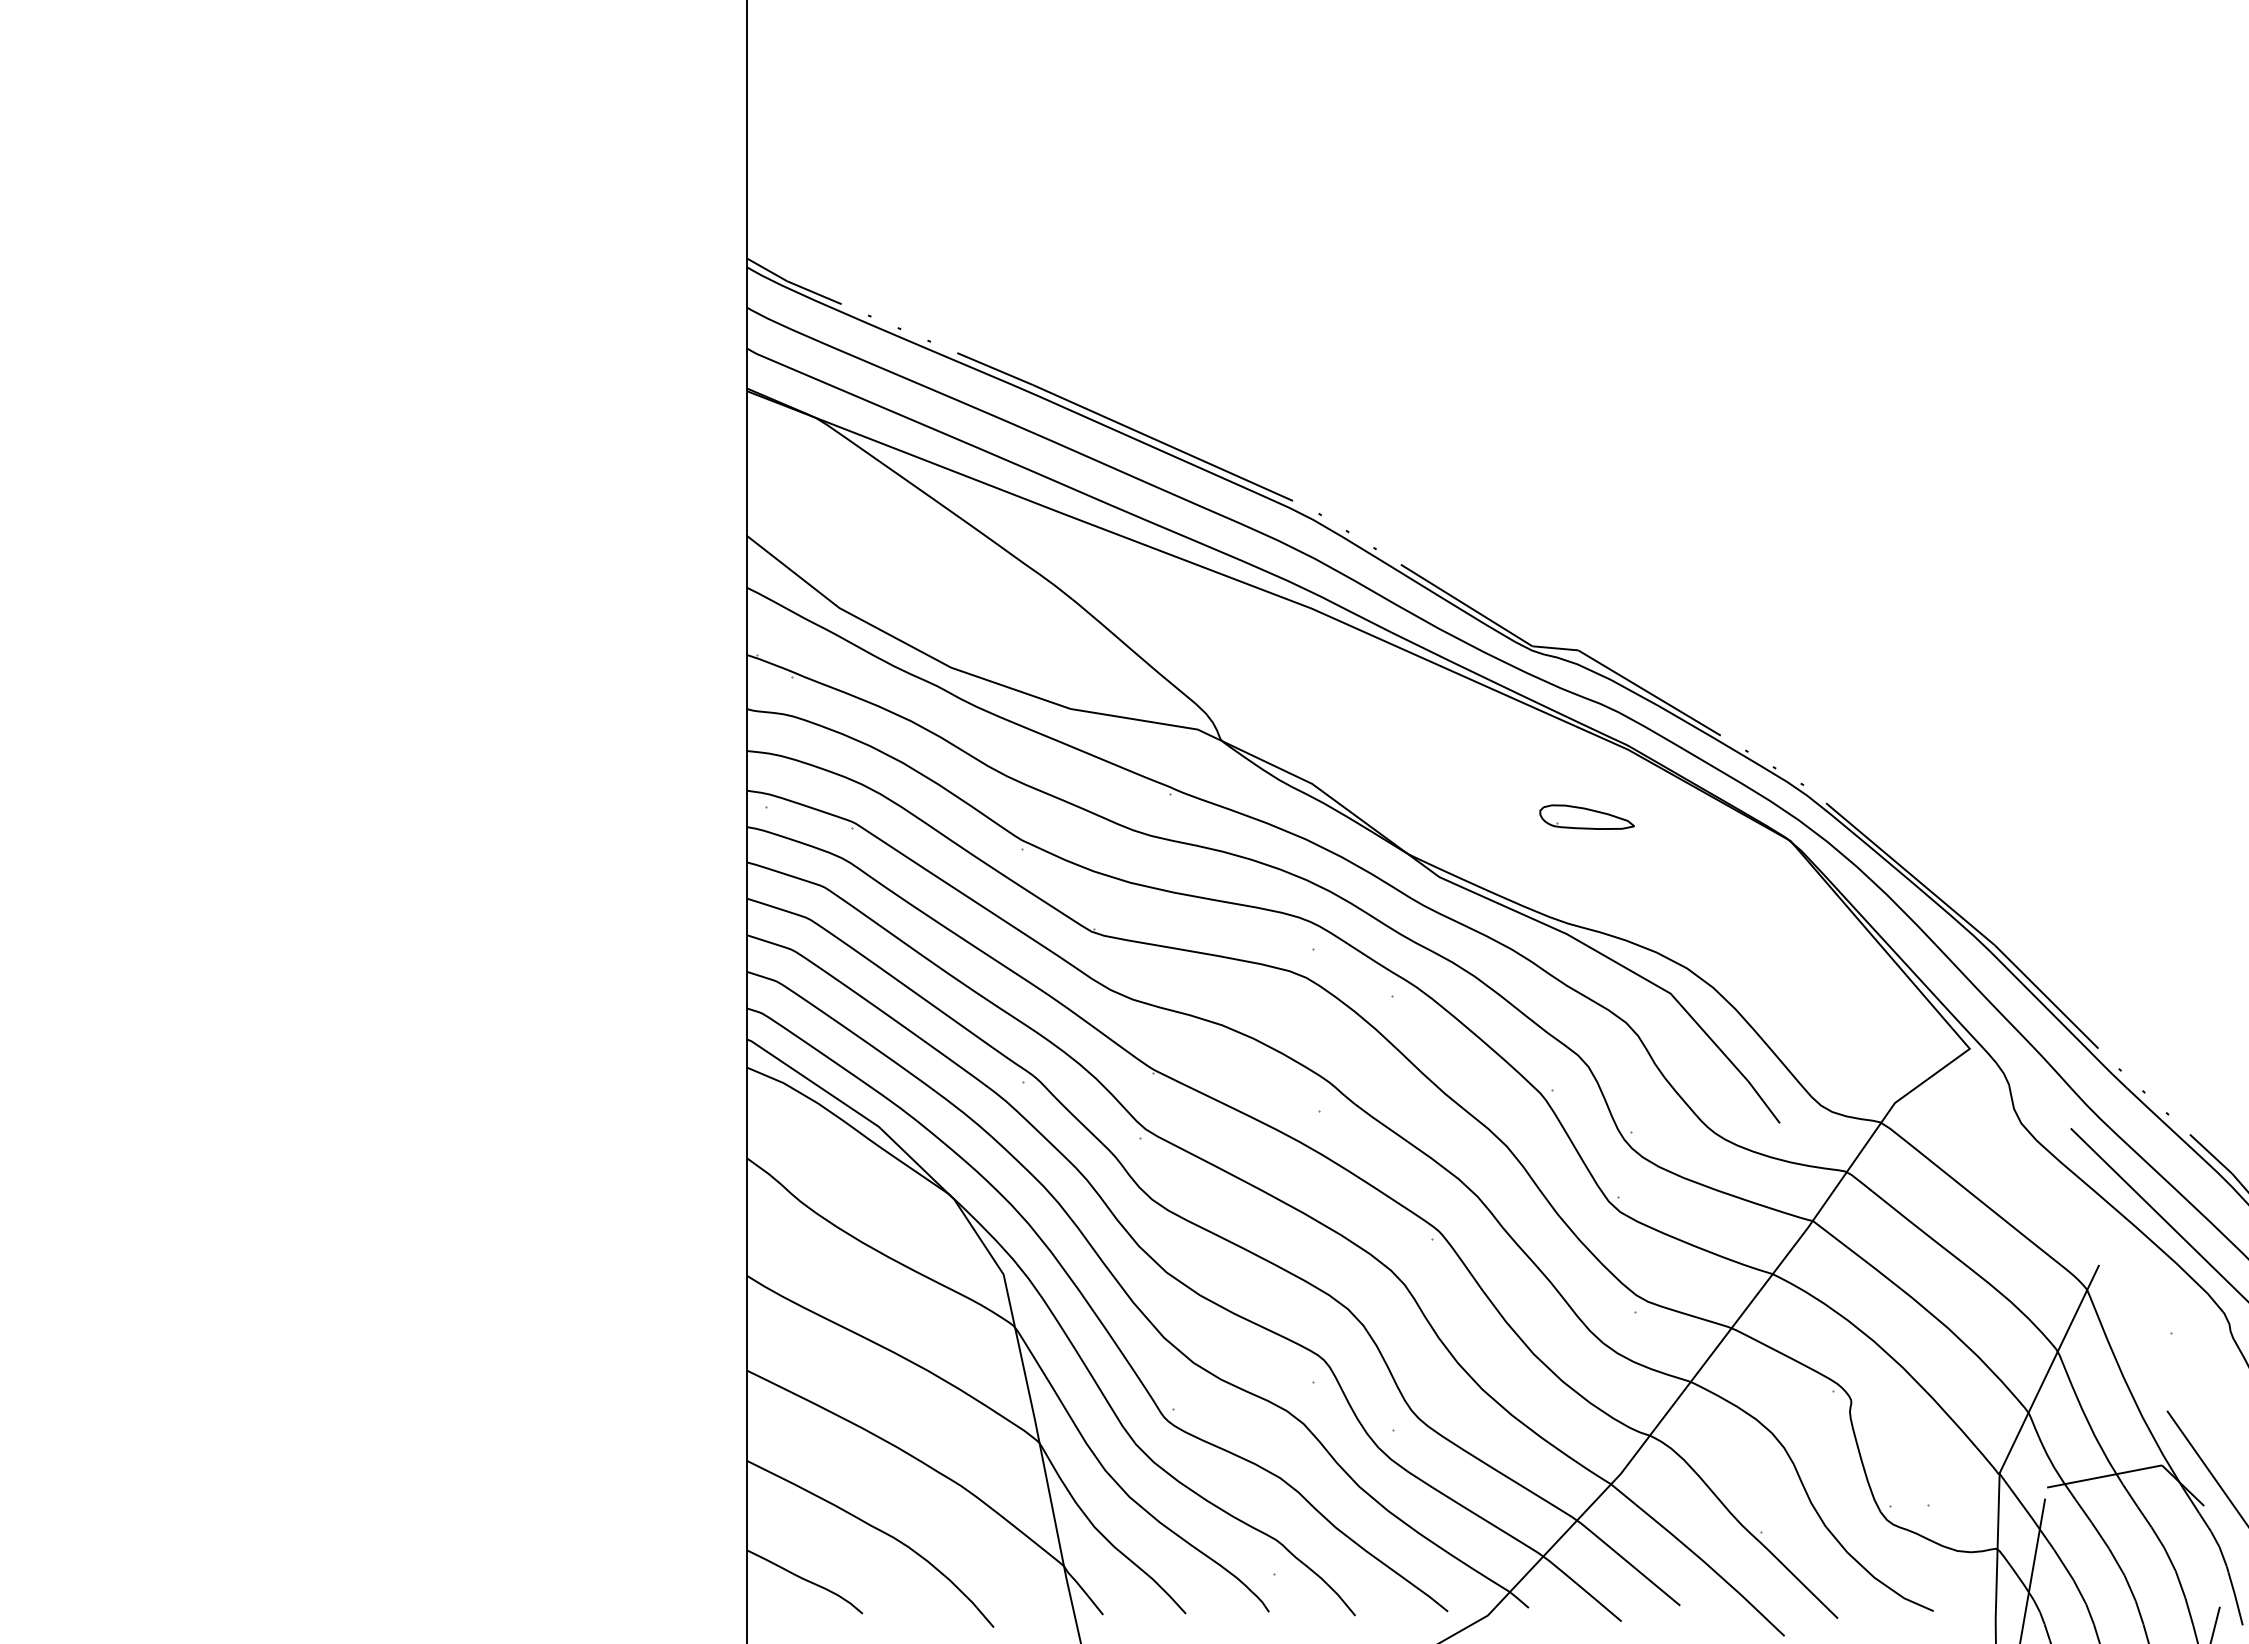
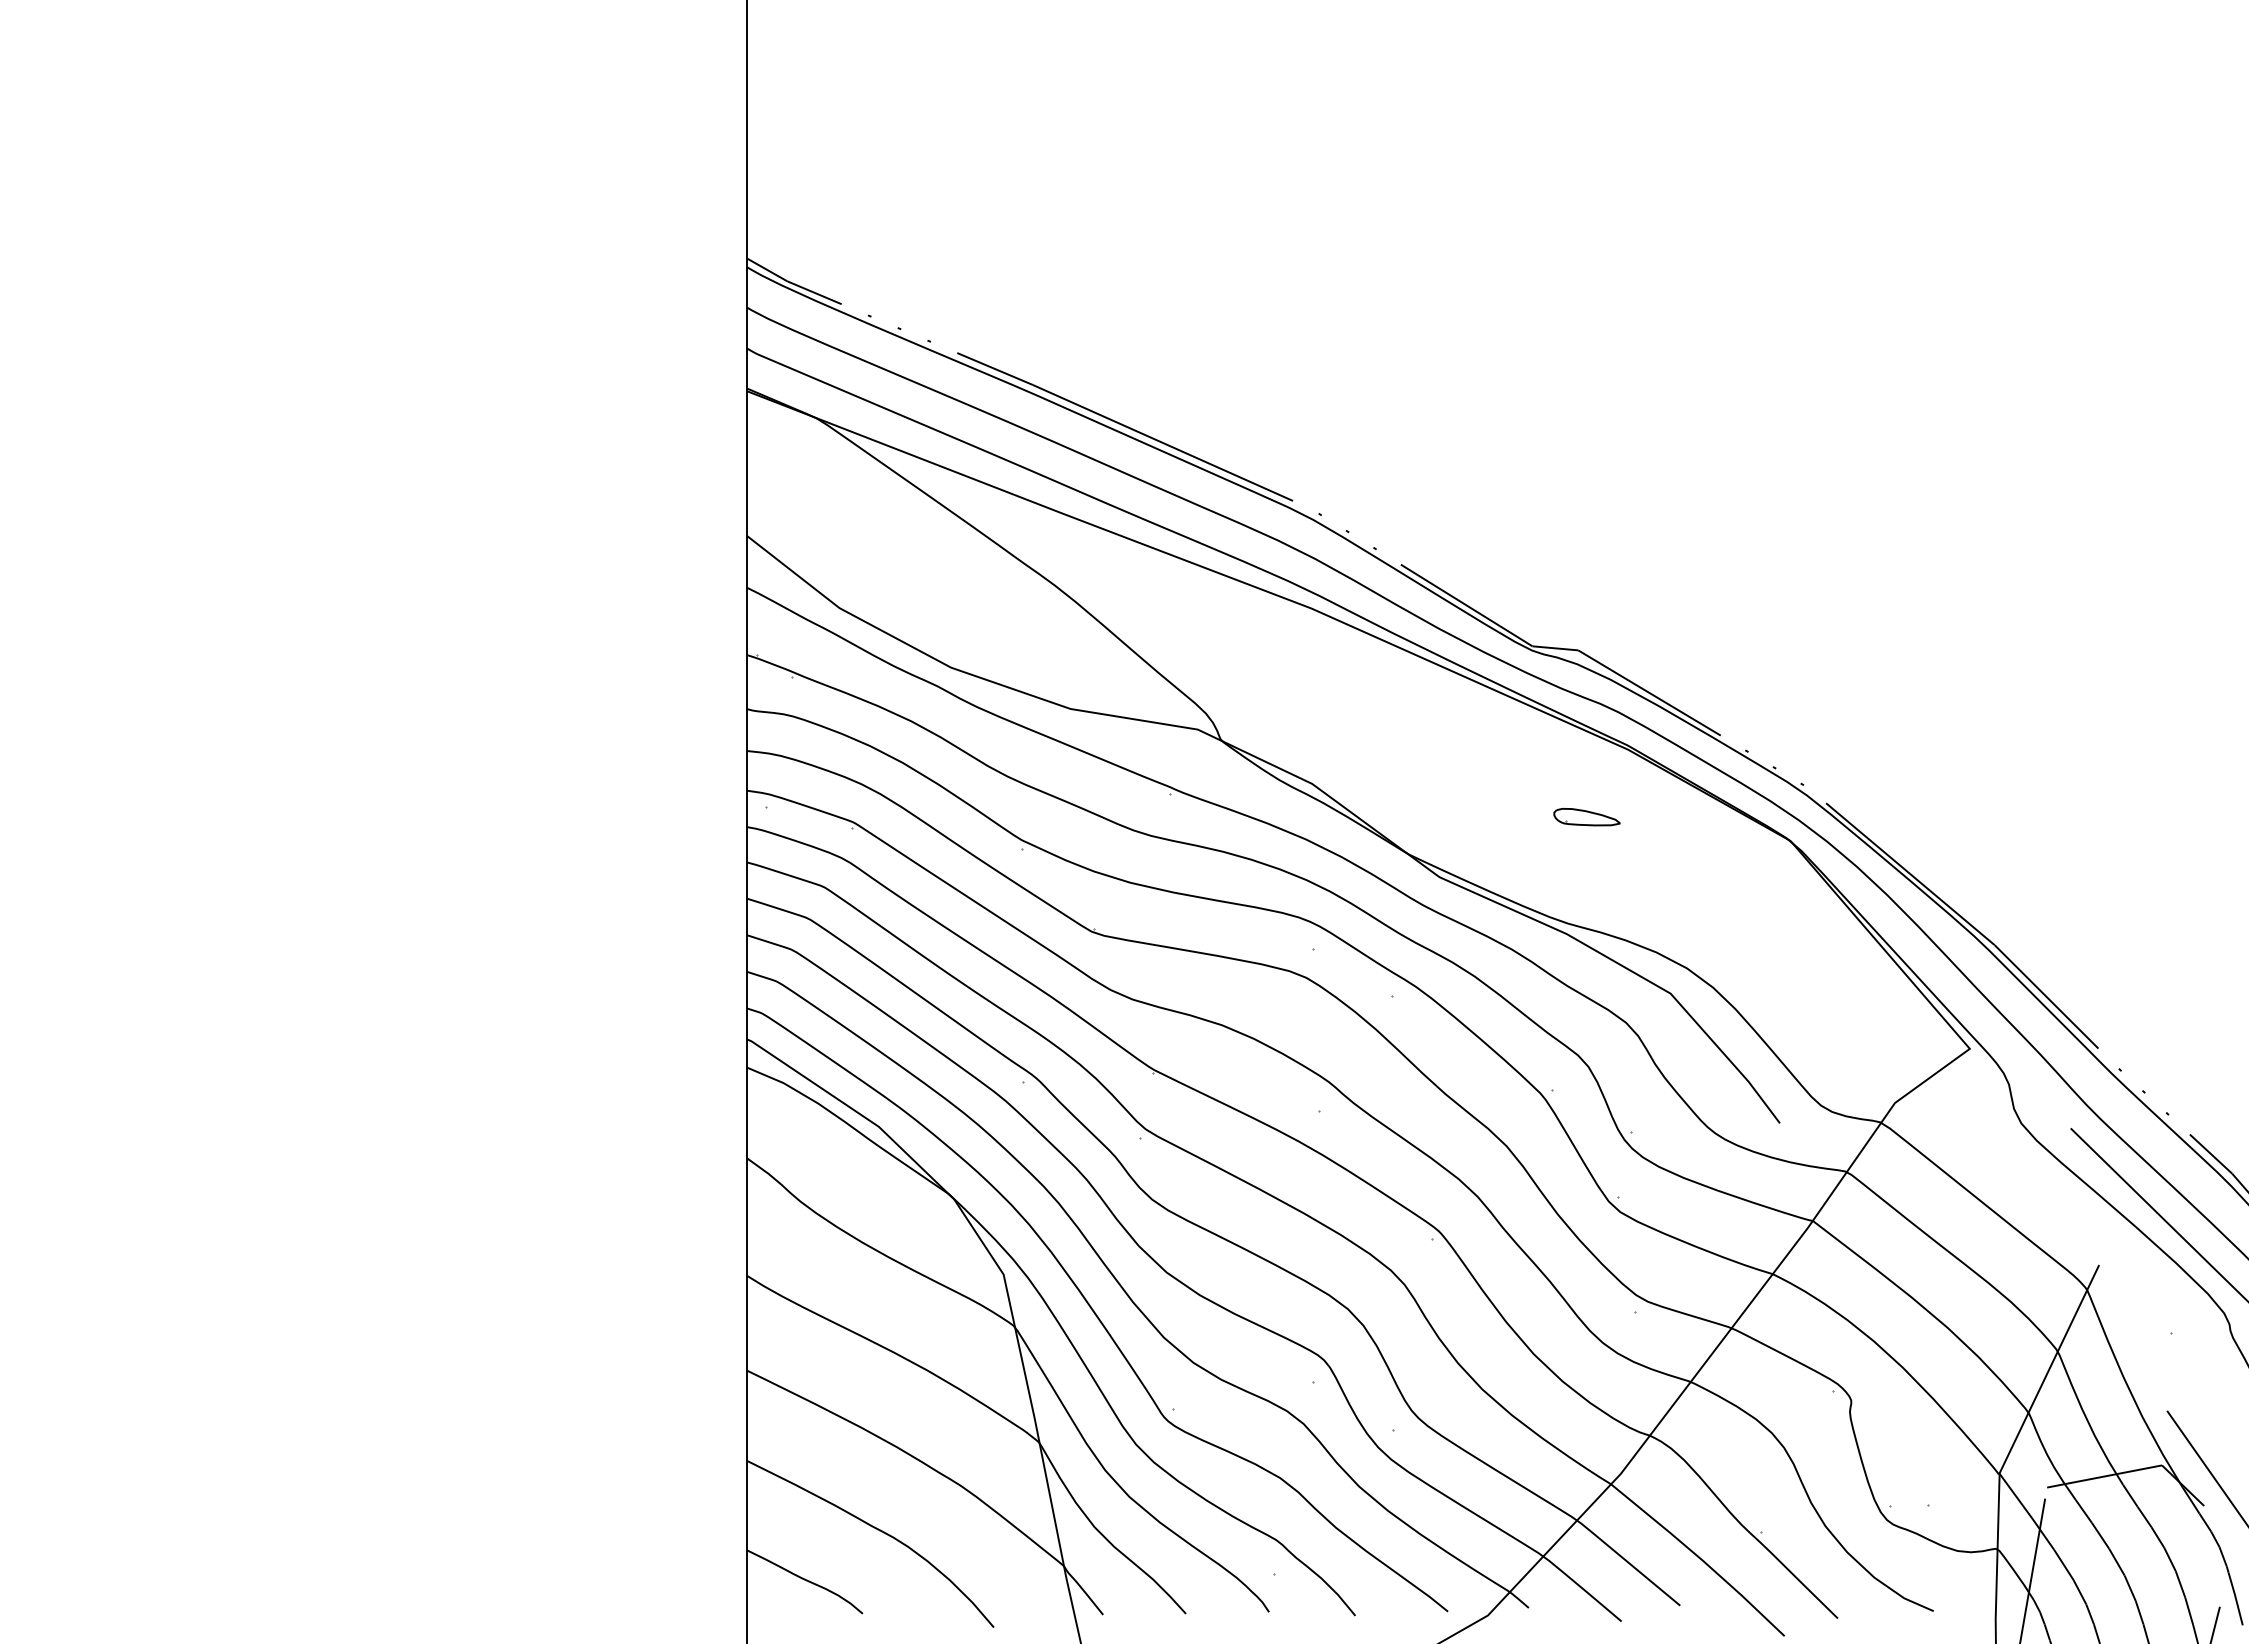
part size: 96x26 px -> 68x19 px (1586, 817)
